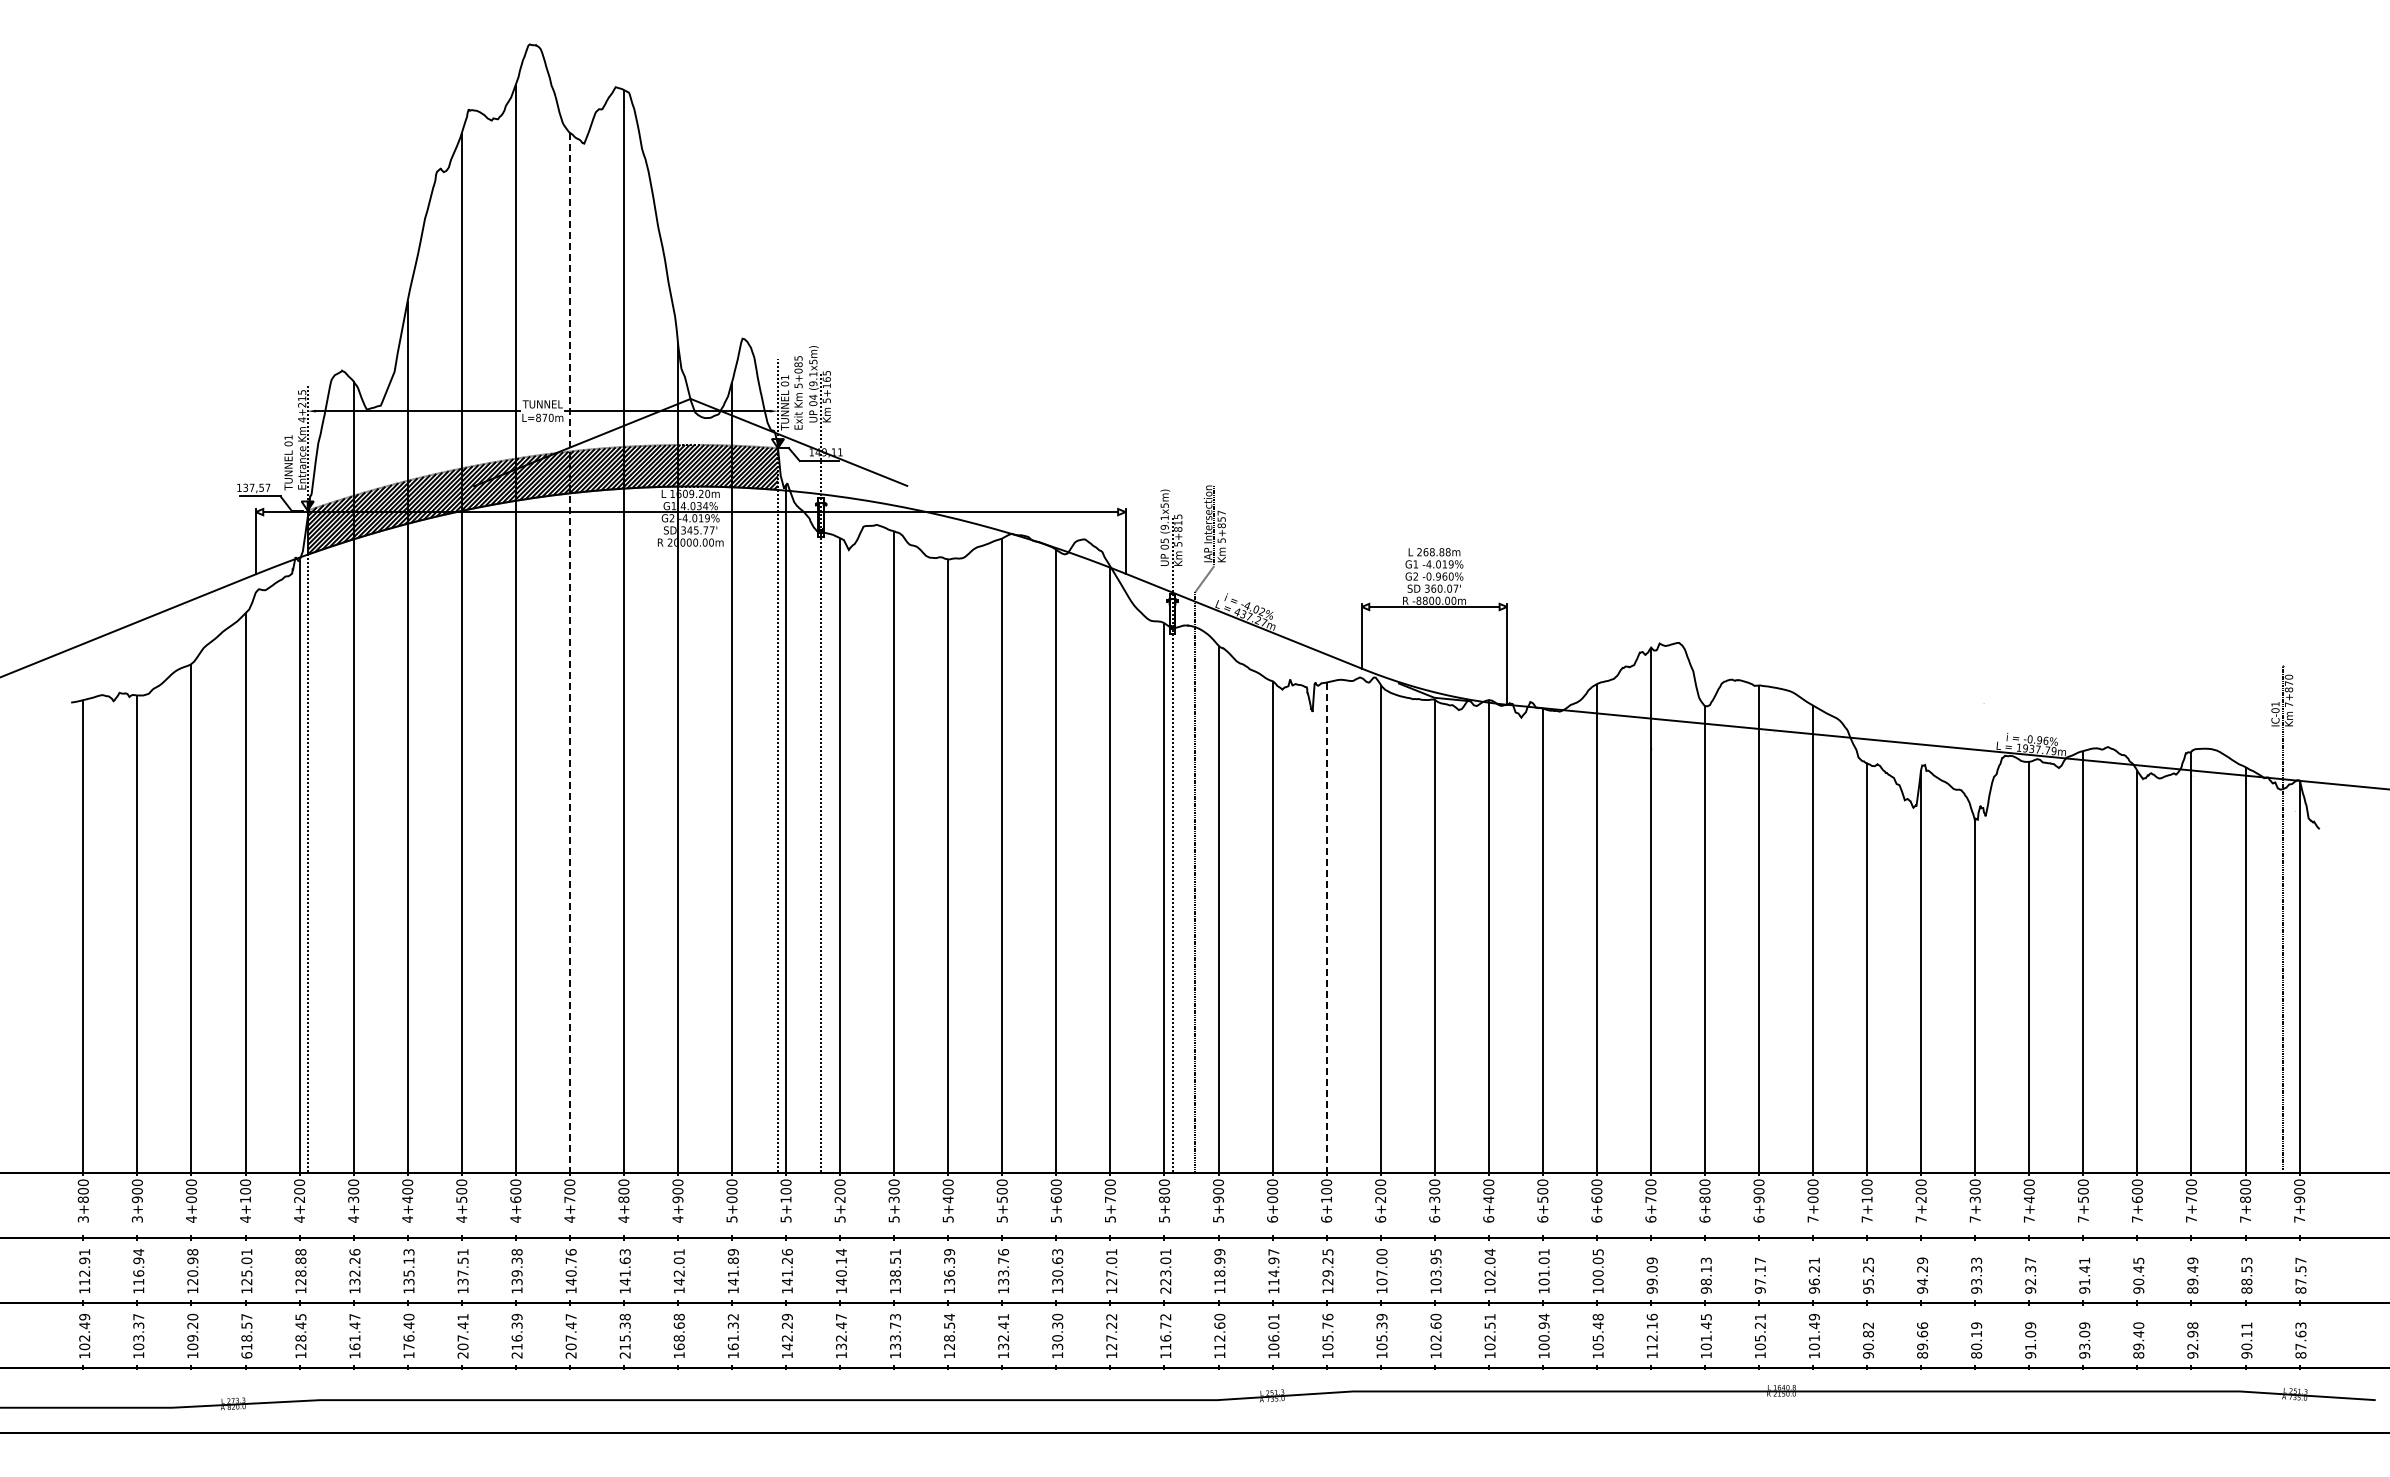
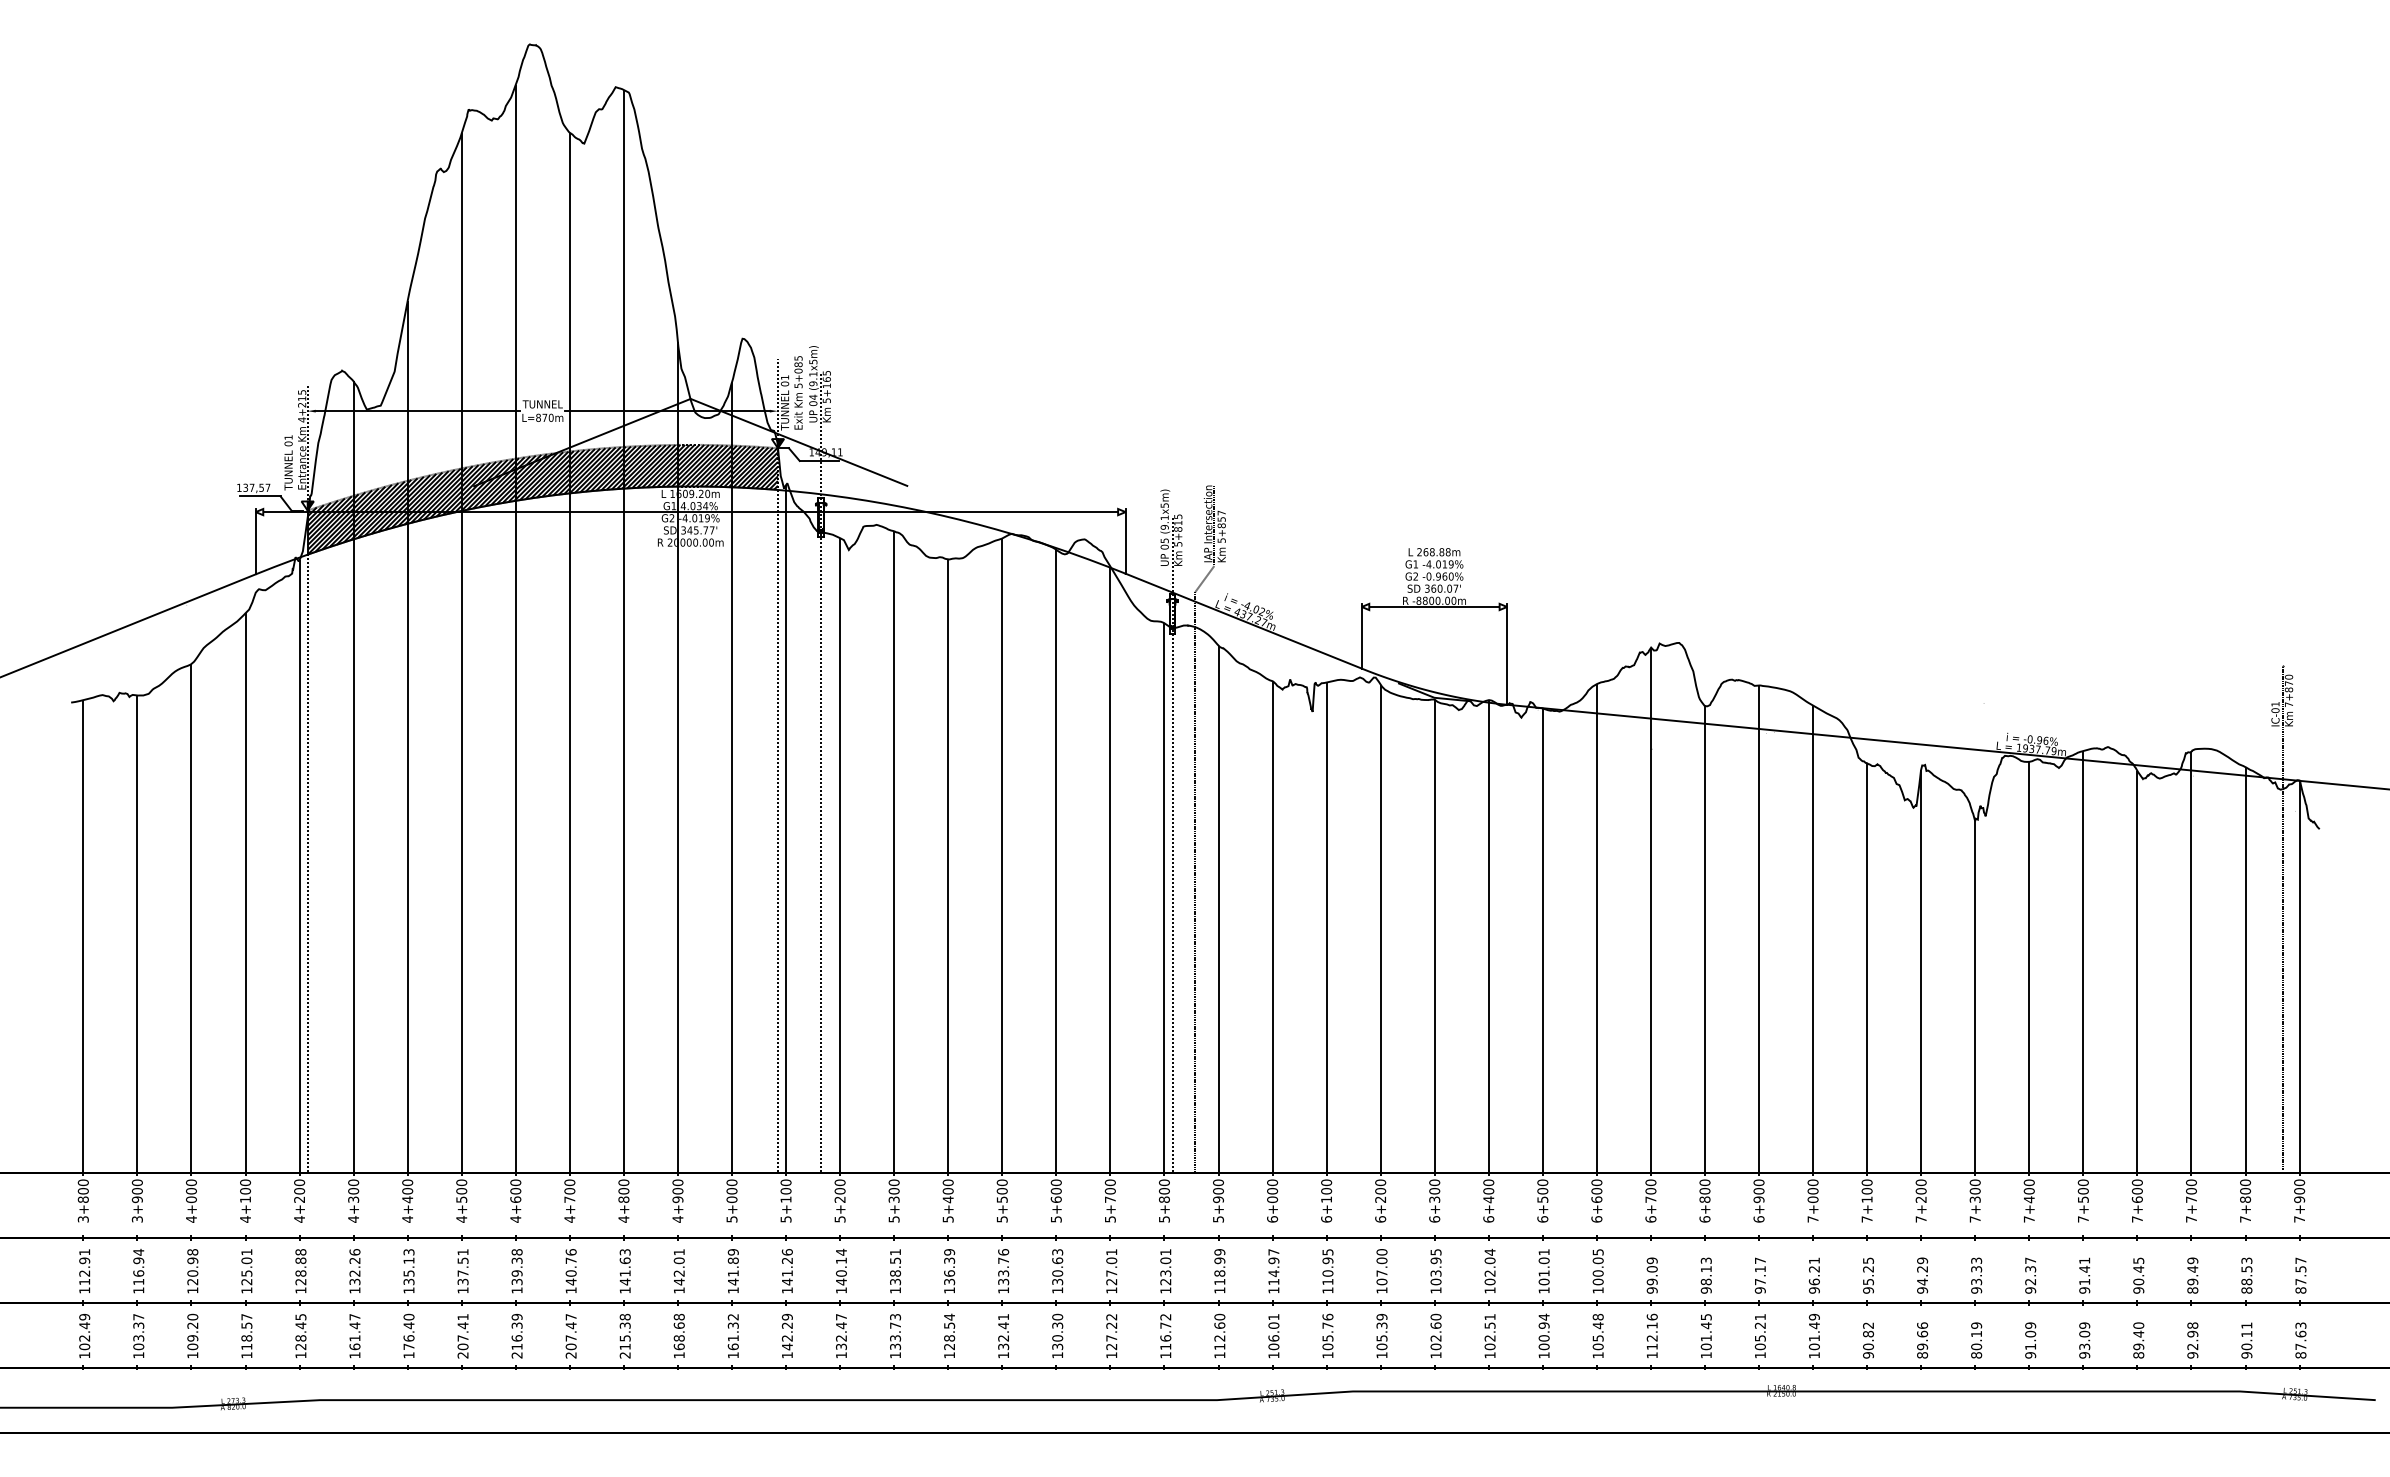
line: dashed -> solid (569, 654)
line: dashed -> solid (1326, 929)
text: 129.25 -> 110.95 (1327, 1271)
text: 223.01 -> 123.01 (1165, 1290)
text: 618.57 -> 118.57 (246, 1355)
